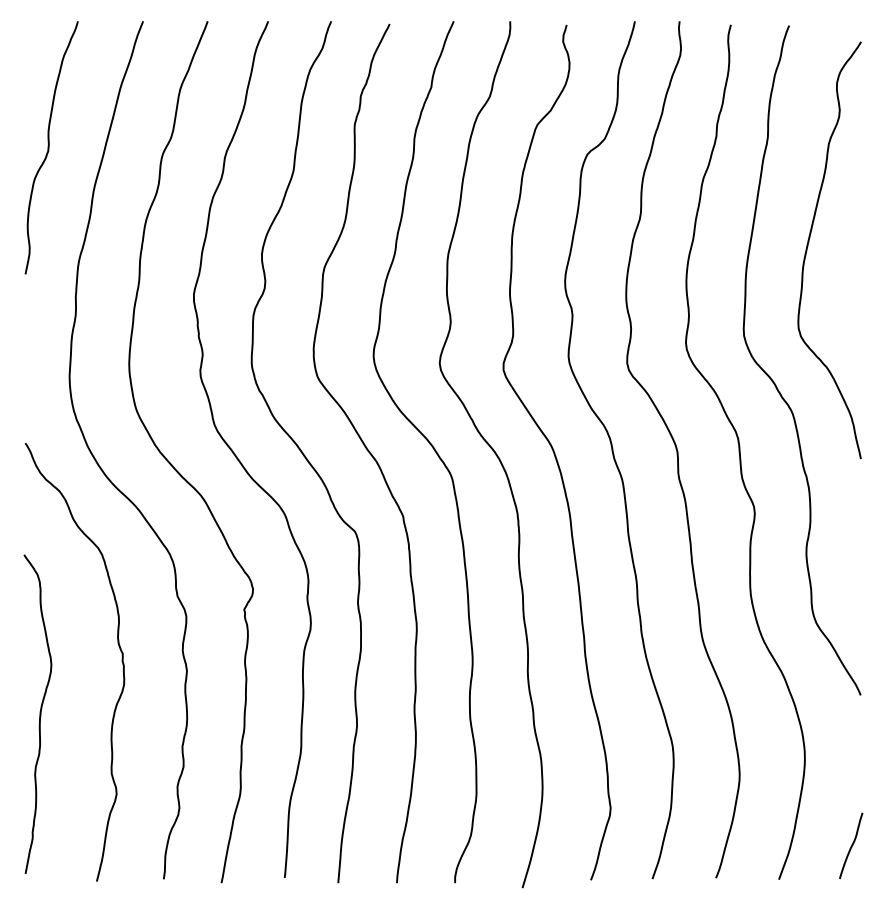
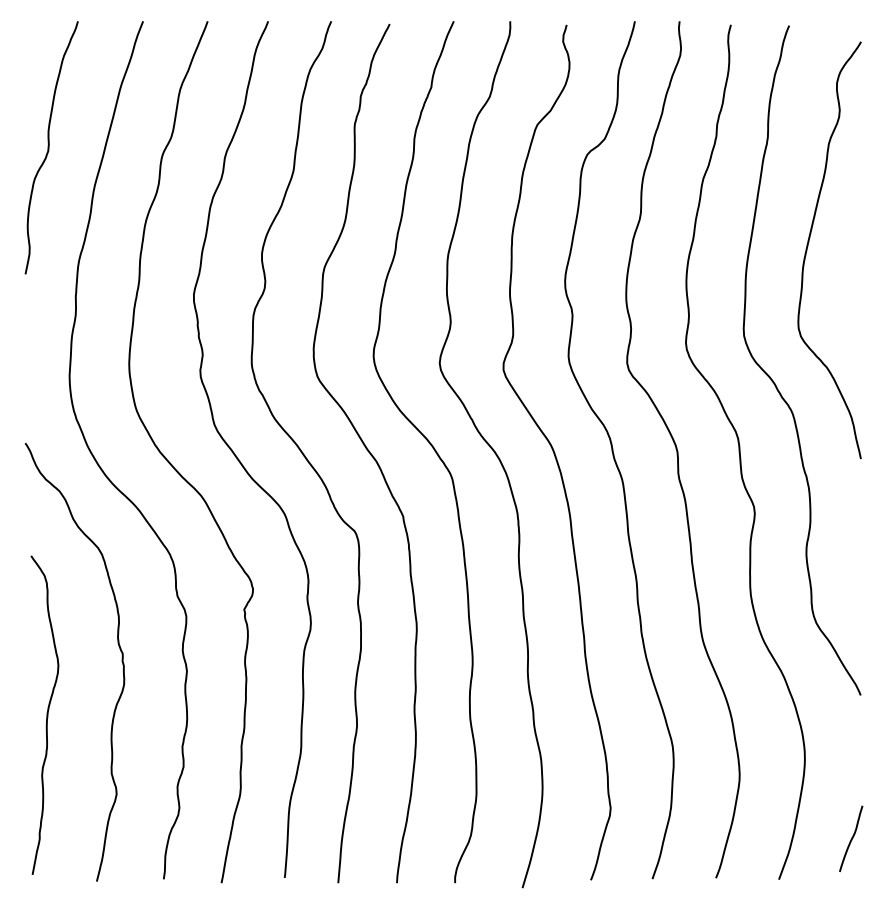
curve position: (39, 713) -> (46, 714) (46, 714)
curve position: (851, 845) -> (851, 838) (851, 838)
